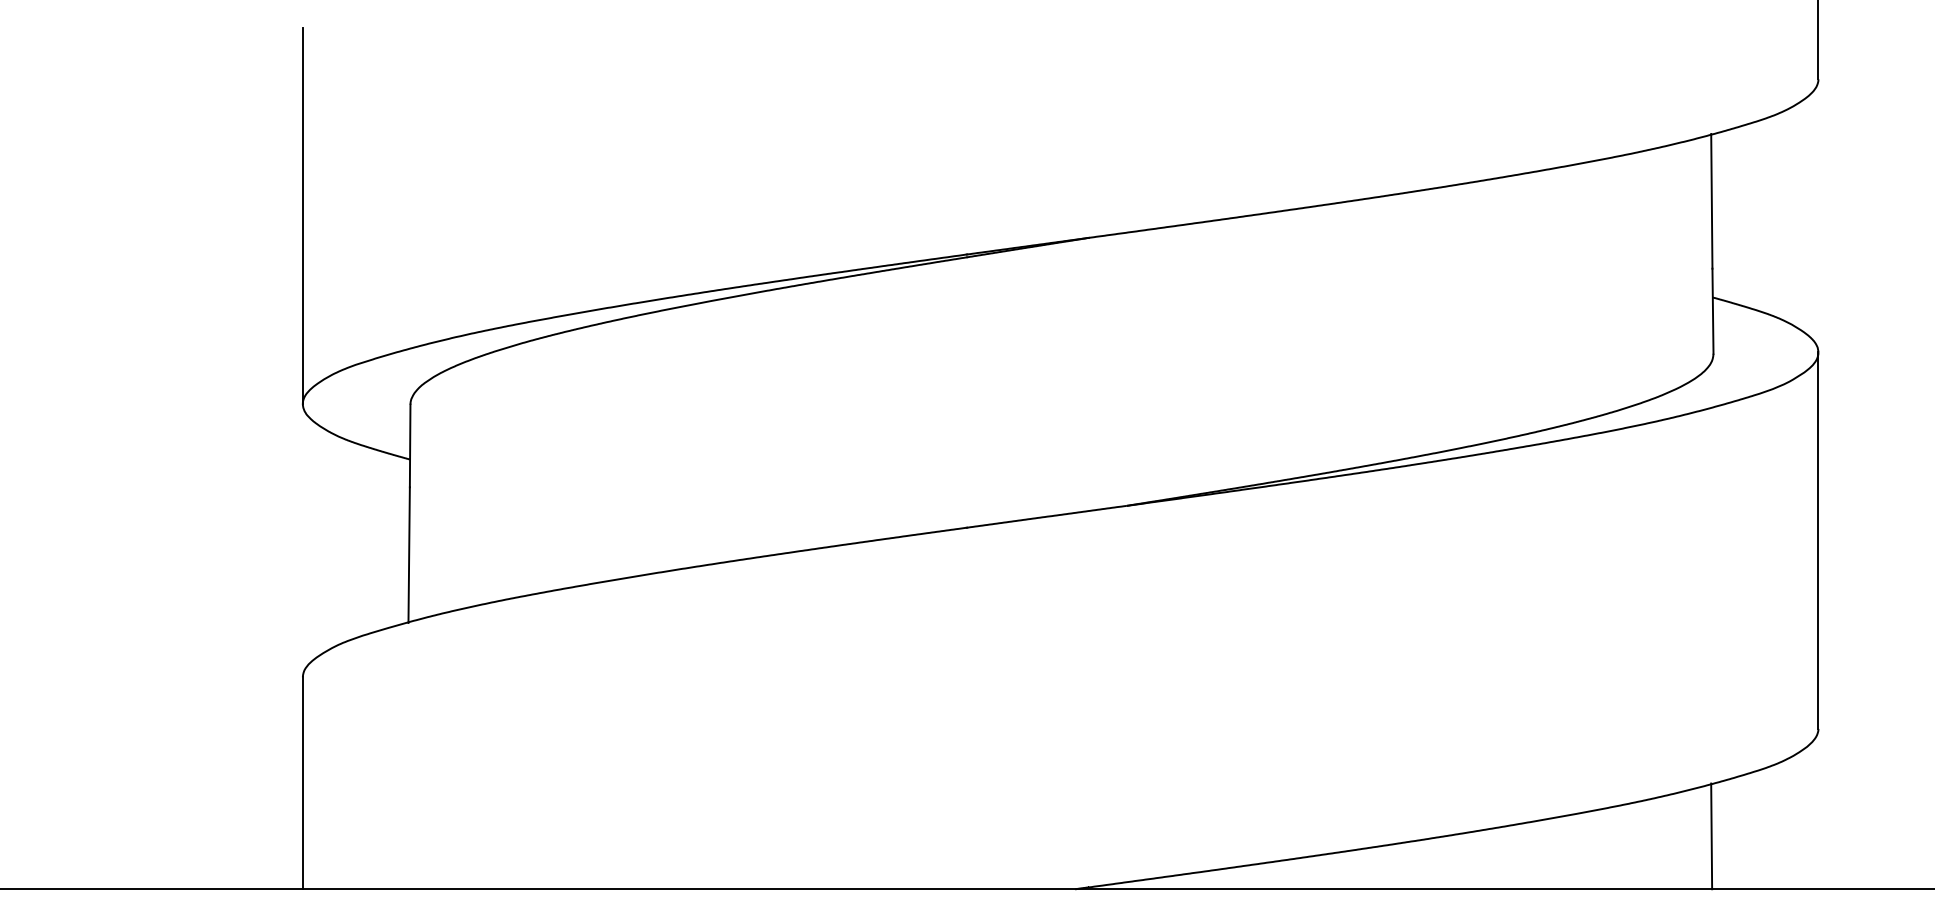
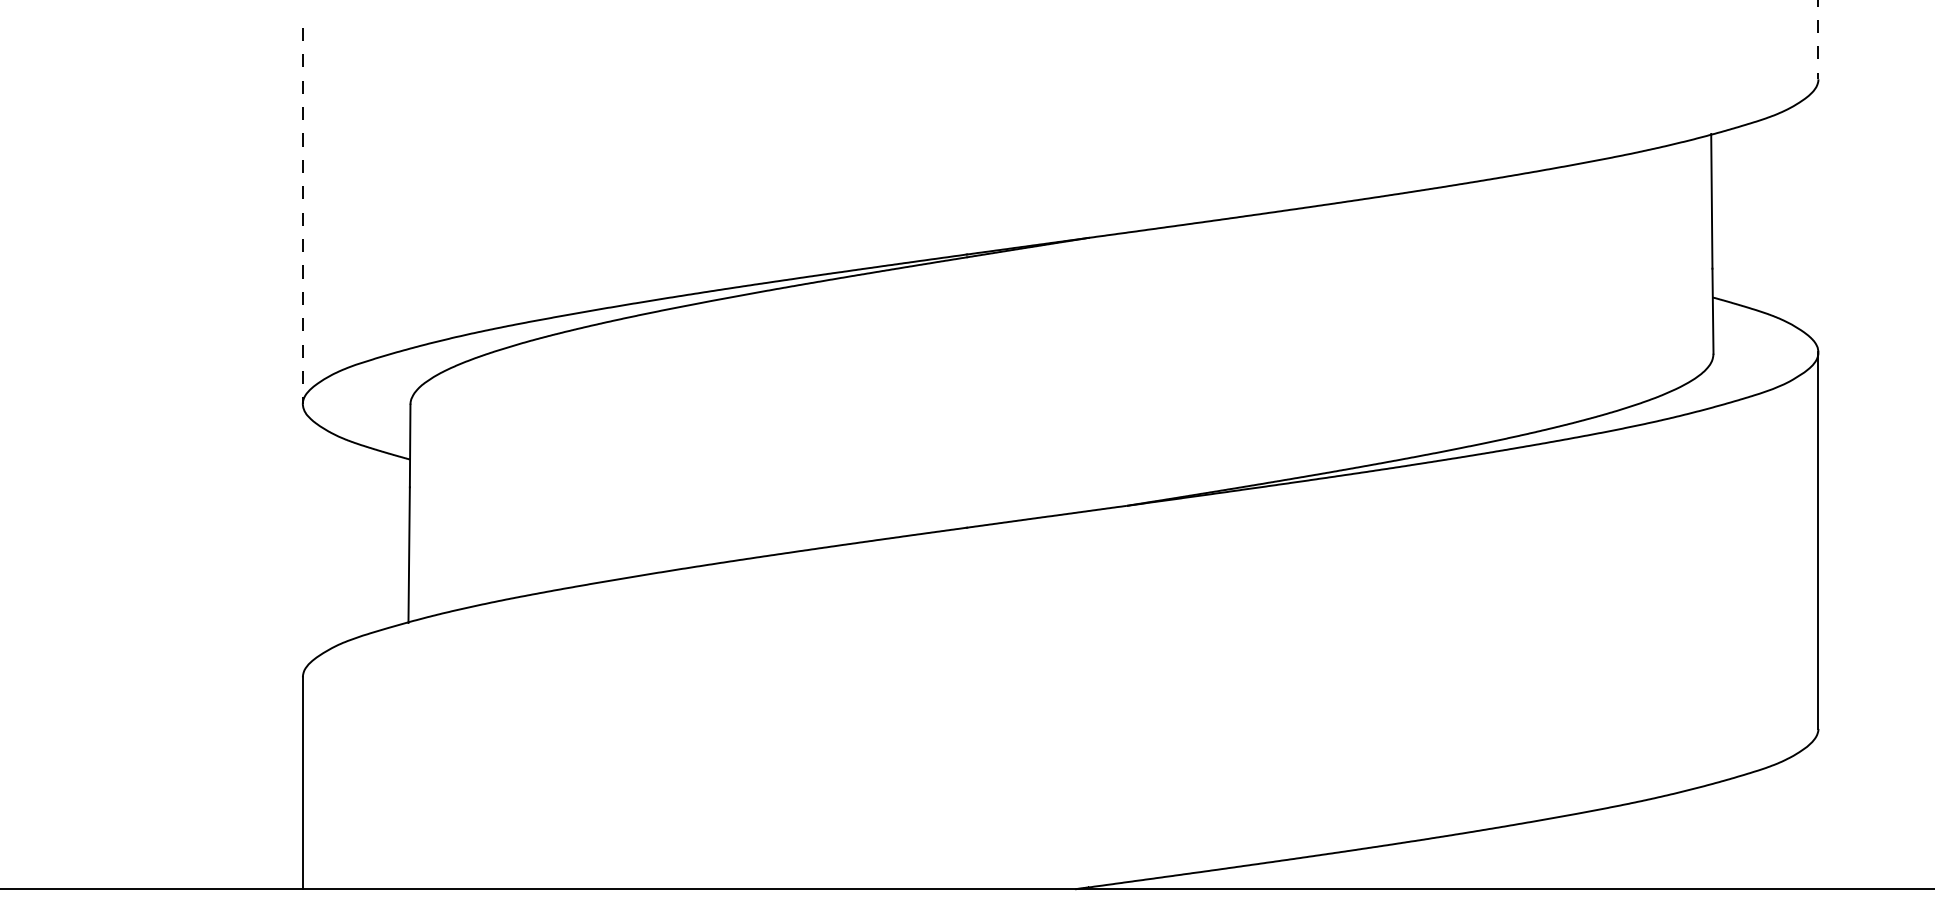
line: solid -> dashed (1818, 40)
line: solid -> dashed (302, 216)
line: present -> none (1711, 836)
